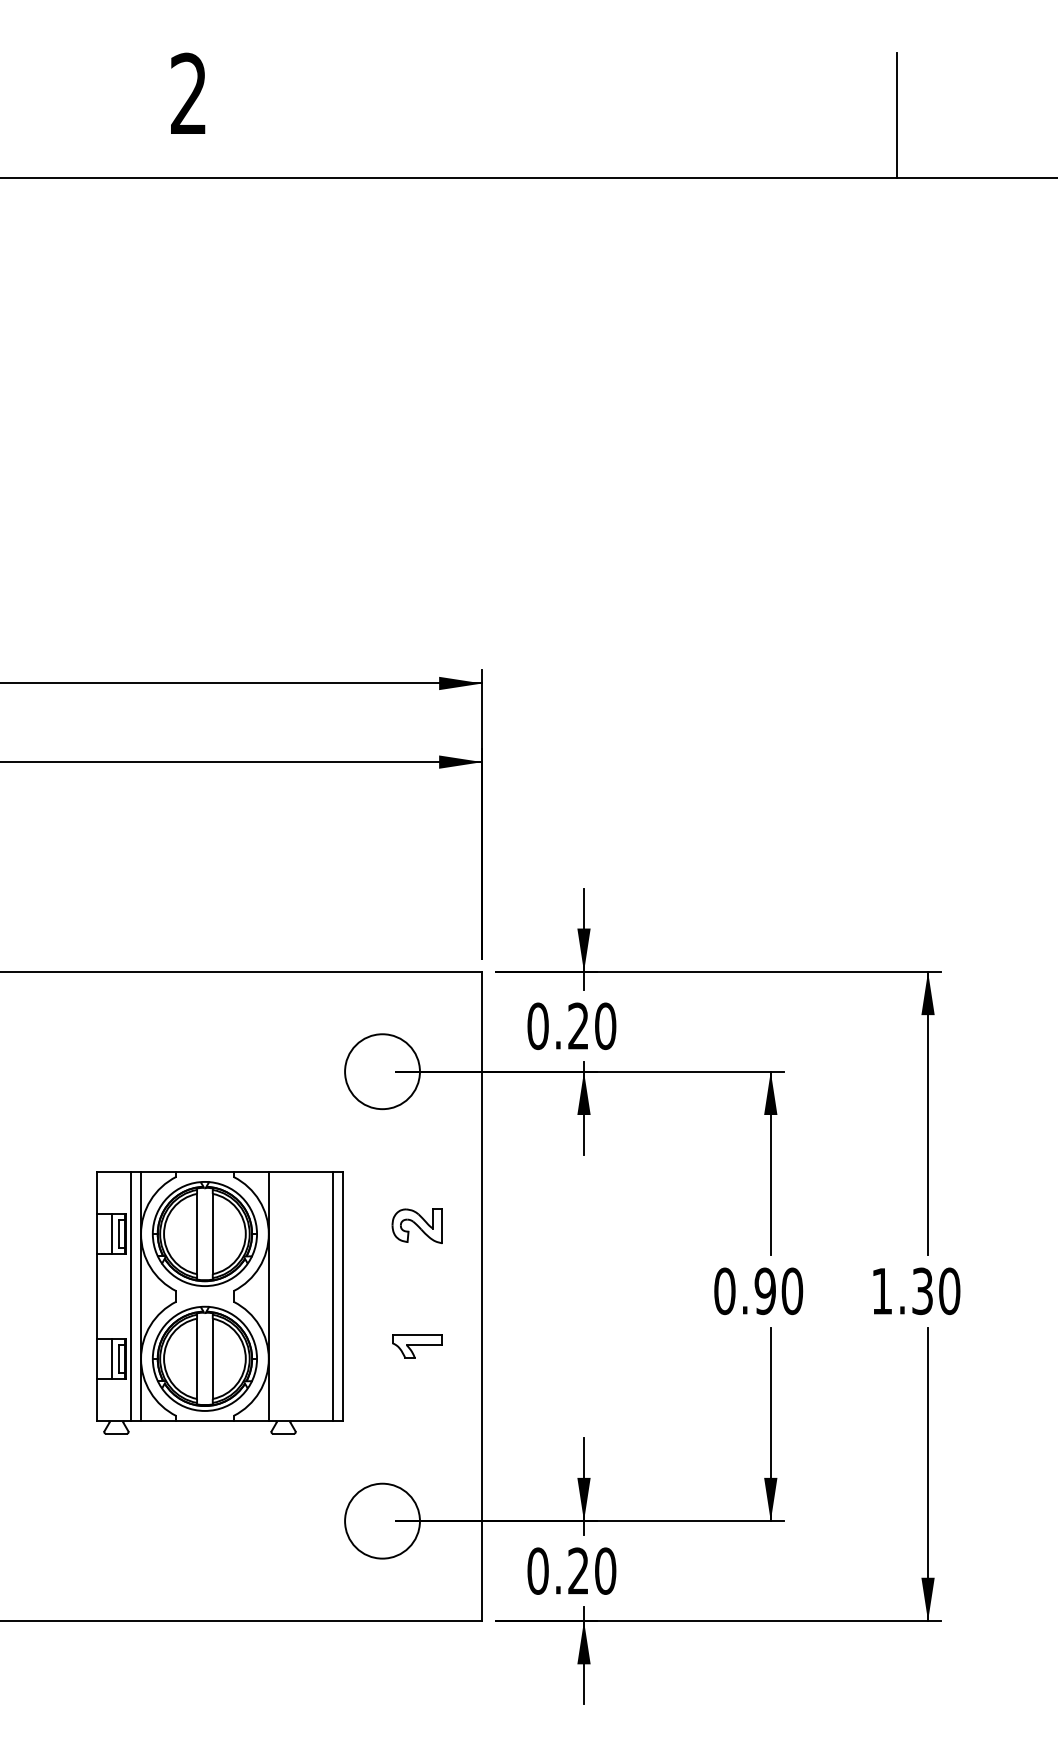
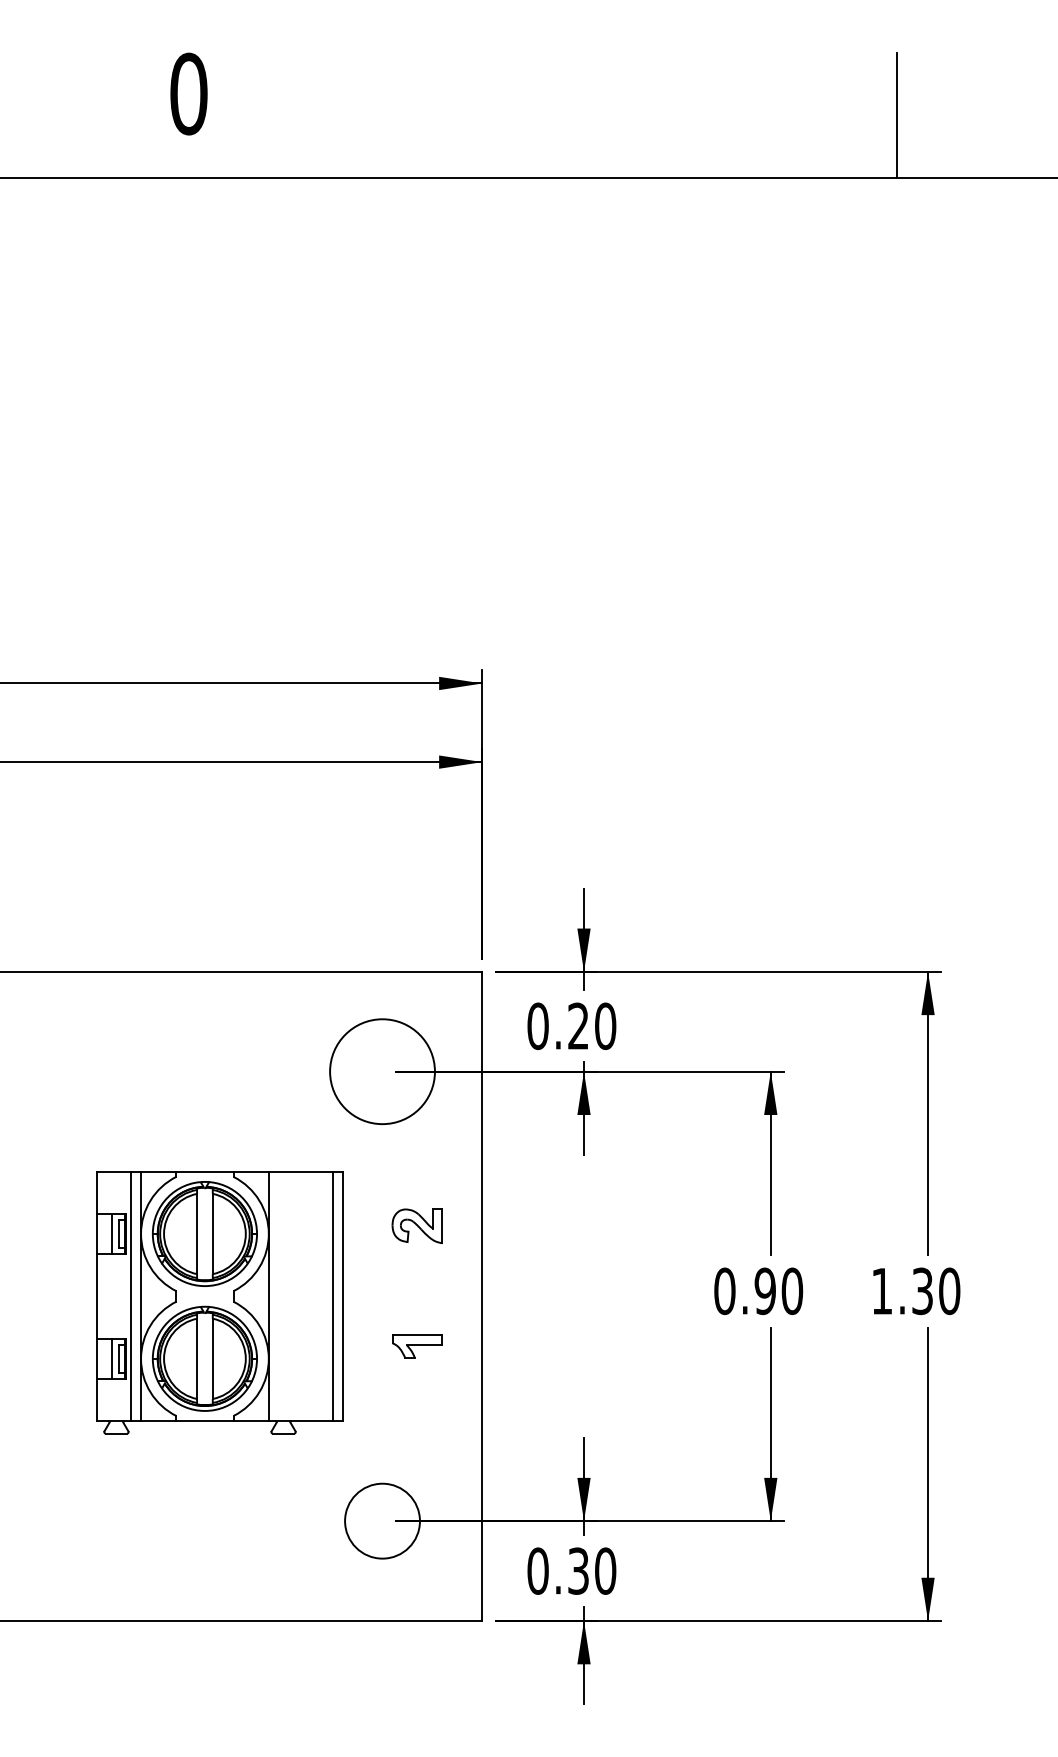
text: 2 -> 0 (188, 93)
circle diameter: 75 px -> 105 px (382, 1071)
text: 0.20 -> 0.30 (578, 1570)
